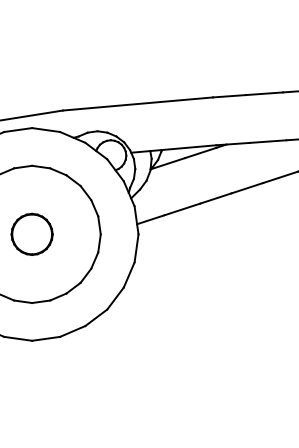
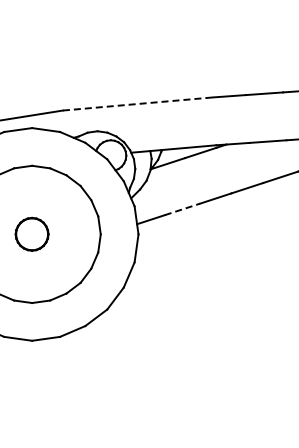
line: solid -> dashed (138, 103)
line: solid -> dashed (182, 209)
part size: 44x44 px -> 36x36 px (31, 233)
